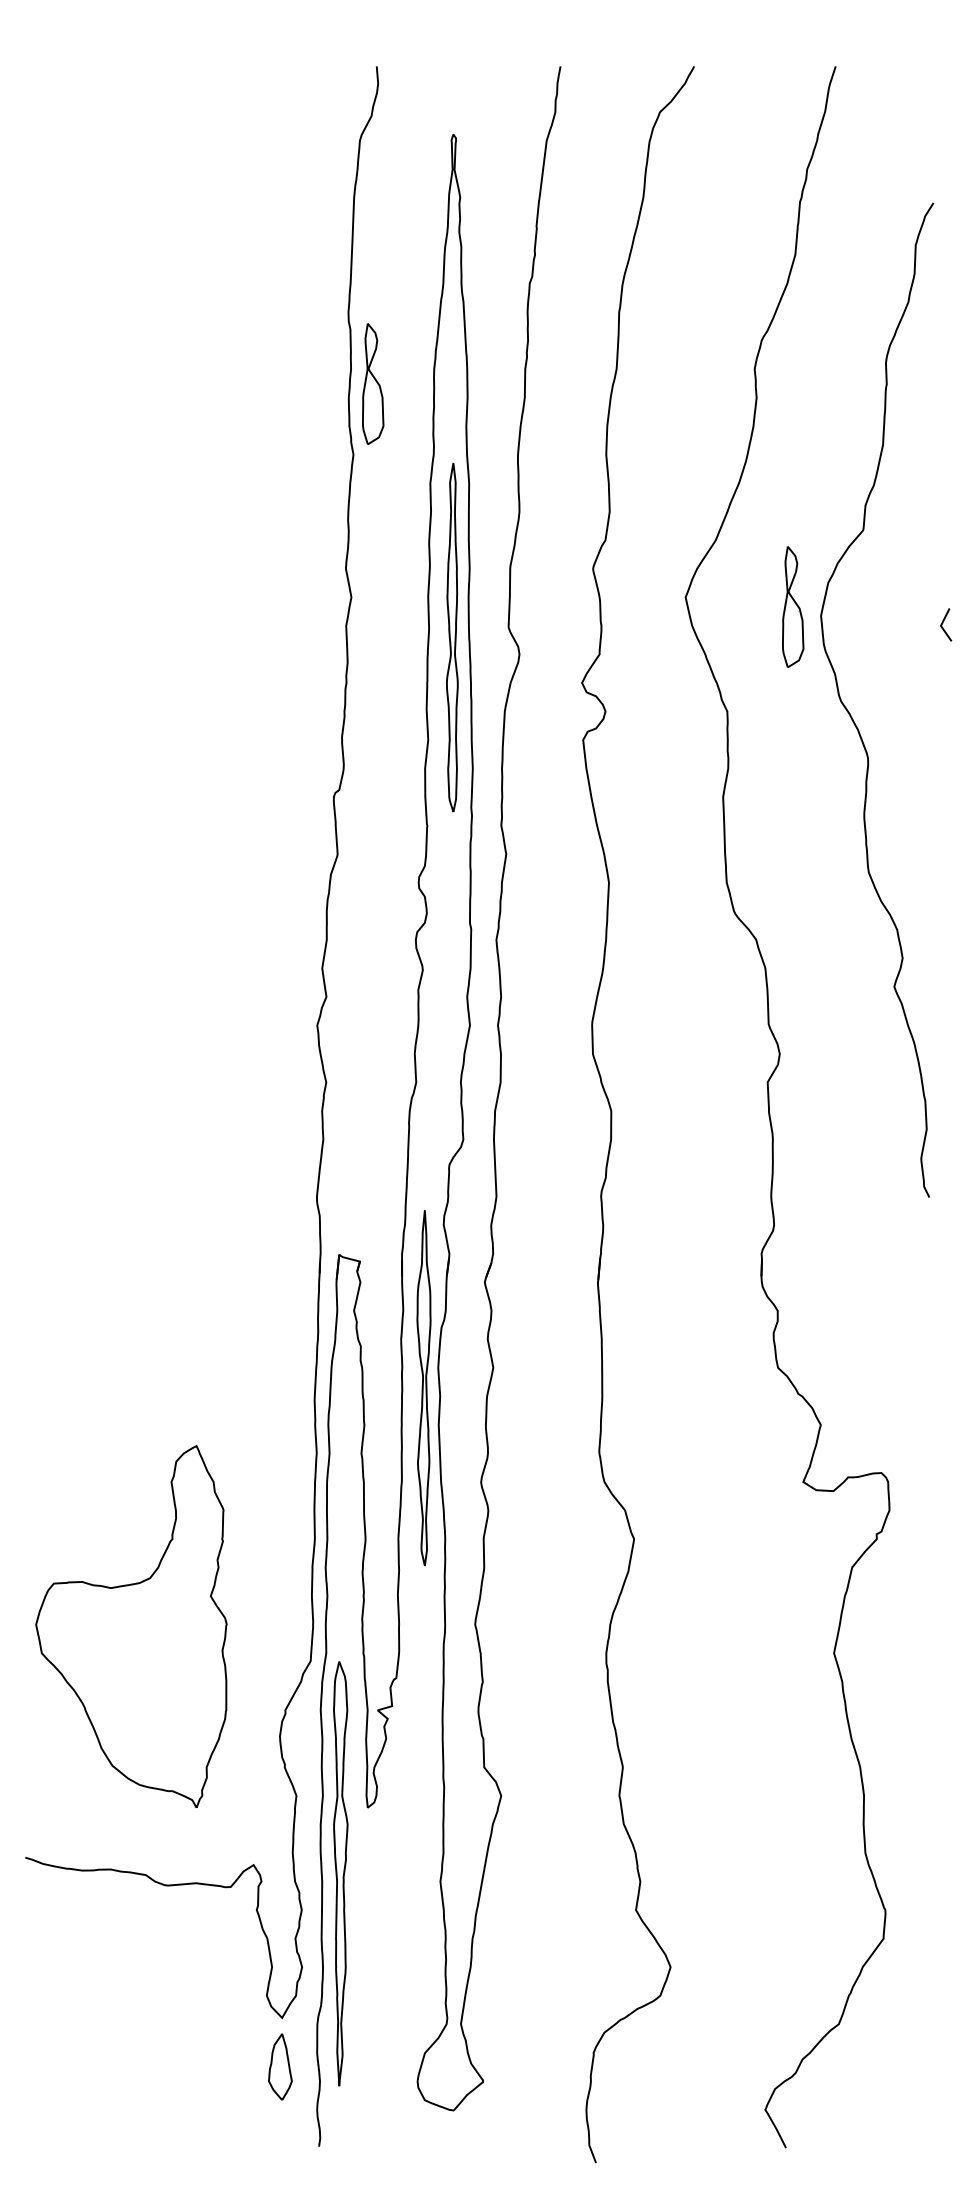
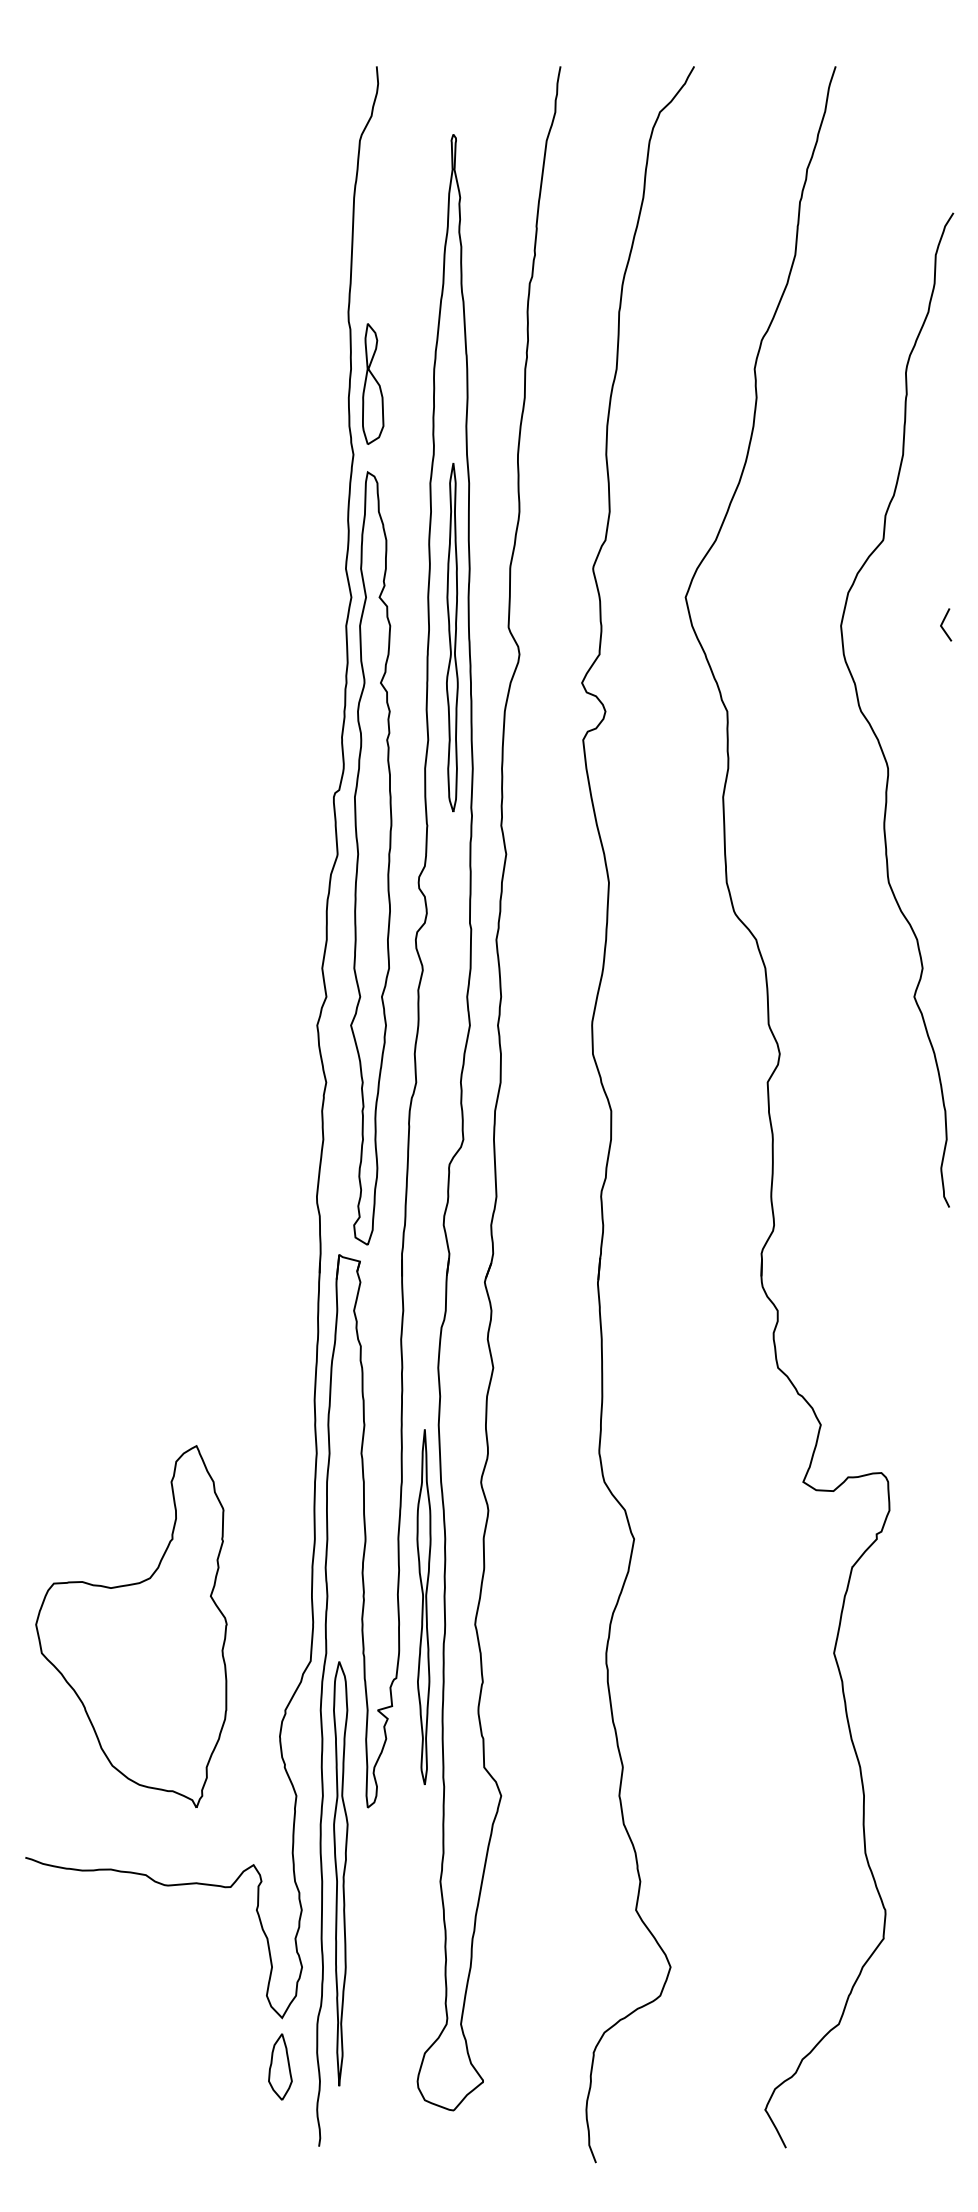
part: present -> none (793, 606)
curve position: (850, 713) -> (870, 723) (870, 723)
part: none -> present (371, 858)
part position: (423, 1387) -> (423, 1606) (423, 1606)
